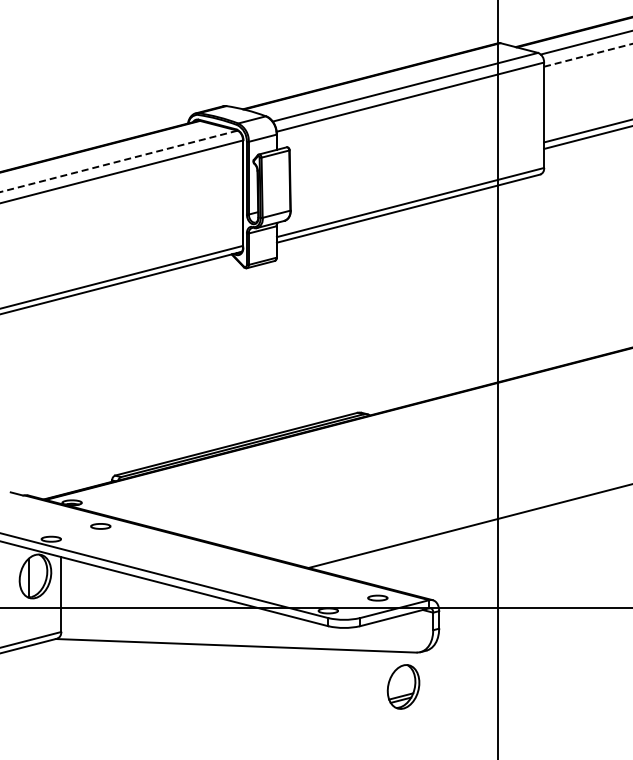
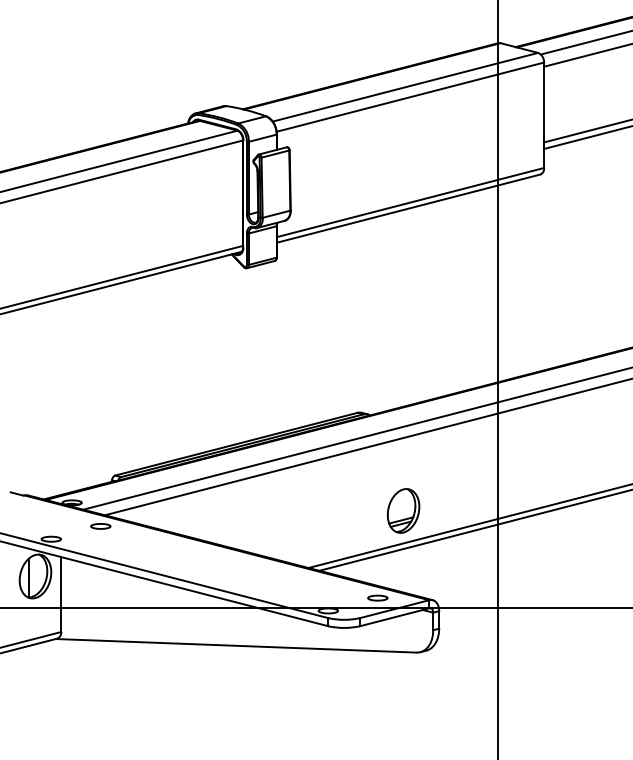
line: dashed -> solid (588, 55)
line: dashed -> solid (118, 161)
line: none -> present (356, 438)
line: none -> present (366, 447)
line: none -> present (474, 530)
part position: (403, 686) -> (403, 510) (403, 510)
